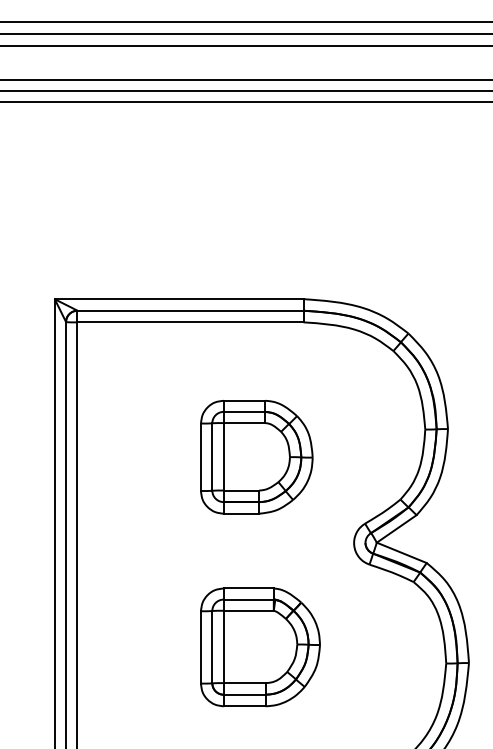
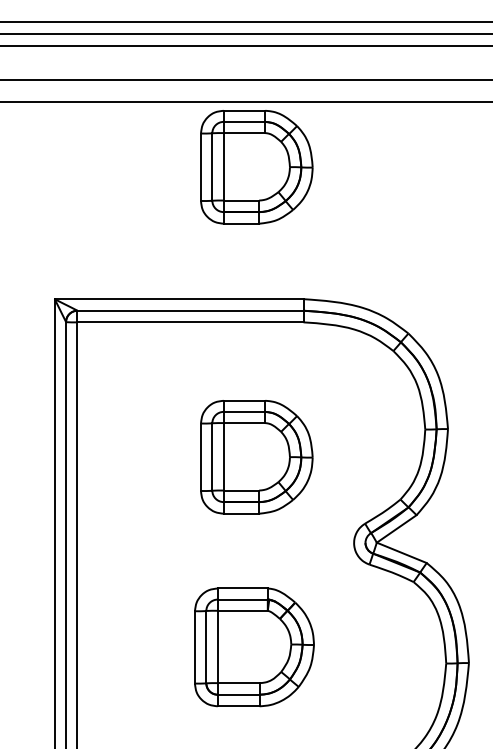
line: present -> none (245, 90)
part: none -> present (256, 167)
part position: (260, 647) -> (254, 647) (254, 647)
